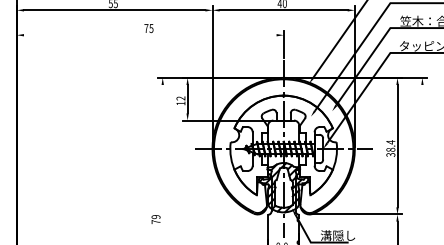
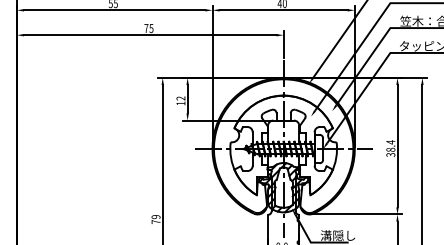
line: none -> present (150, 35)
line: none -> present (162, 163)
line: none -> present (422, 163)
